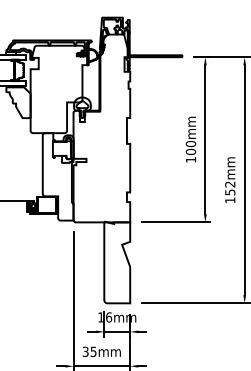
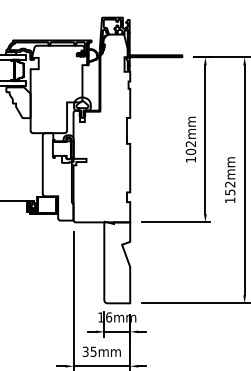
text: 100mm -> 102mm (190, 143)
